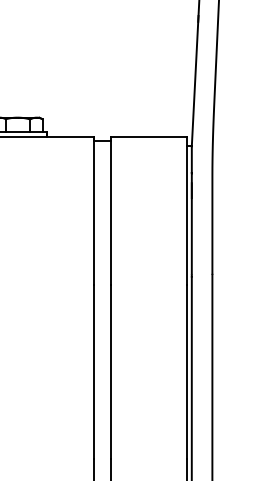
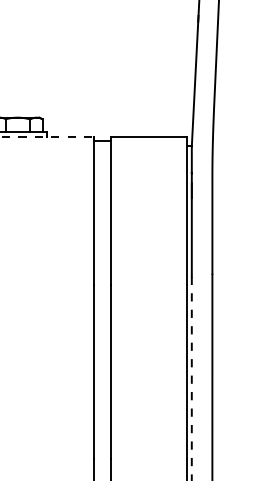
line: solid -> dashed (46, 136)
line: solid -> dashed (191, 378)
